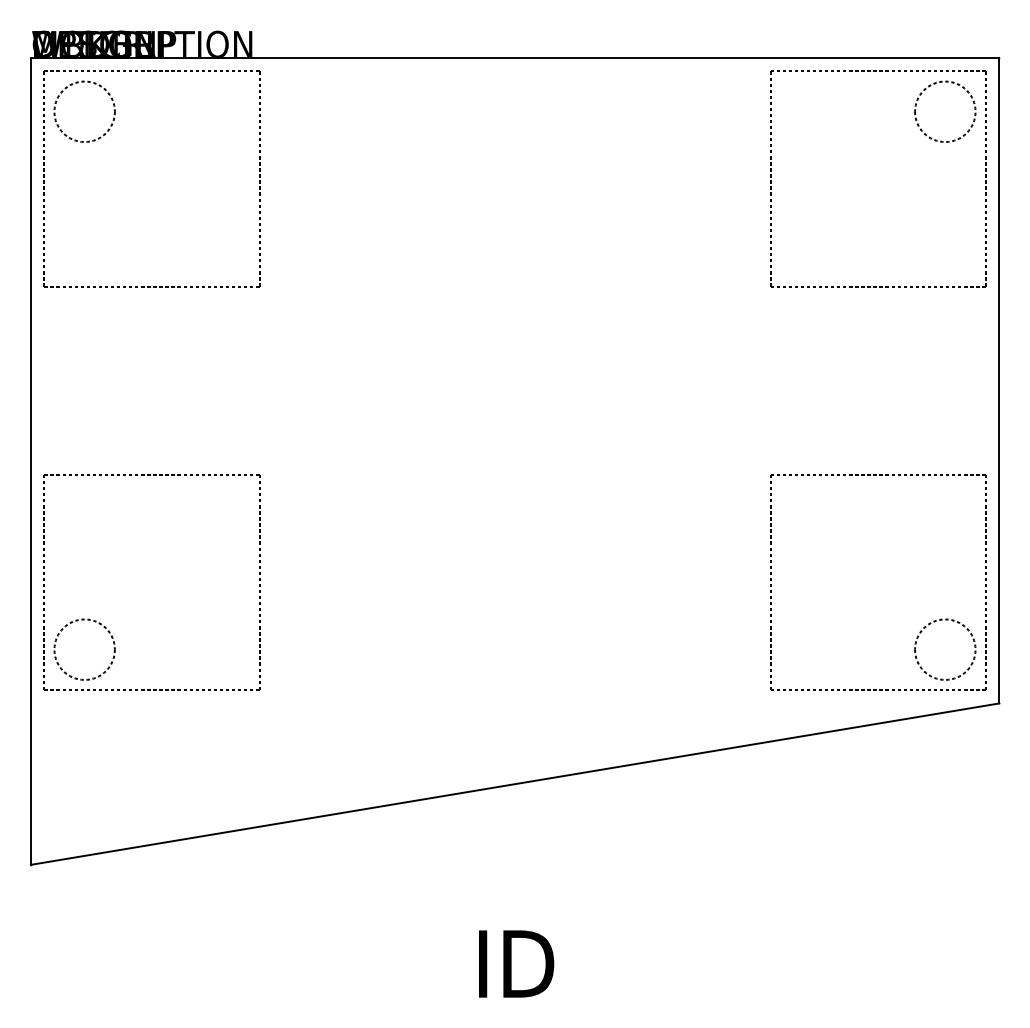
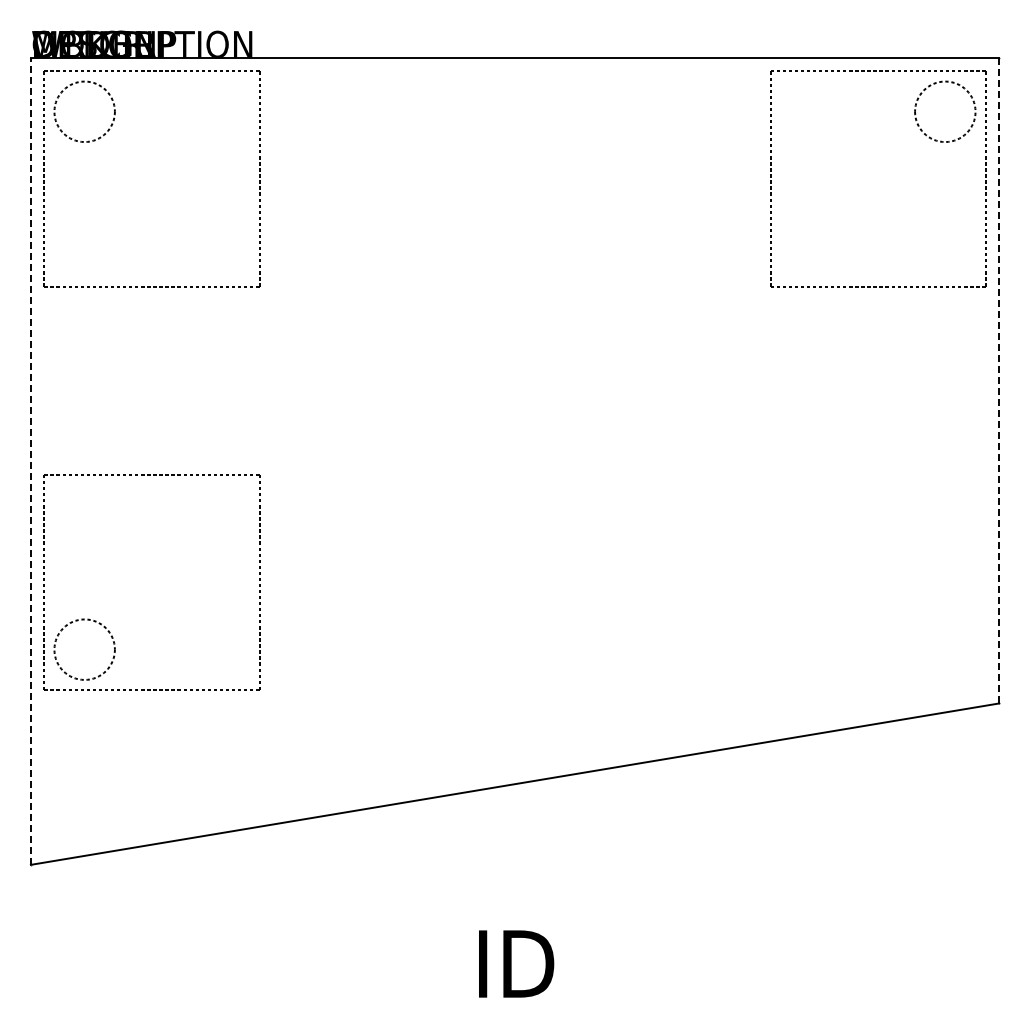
line: solid -> dashed (999, 380)
line: solid -> dashed (30, 460)
part: present -> none (923, 627)
